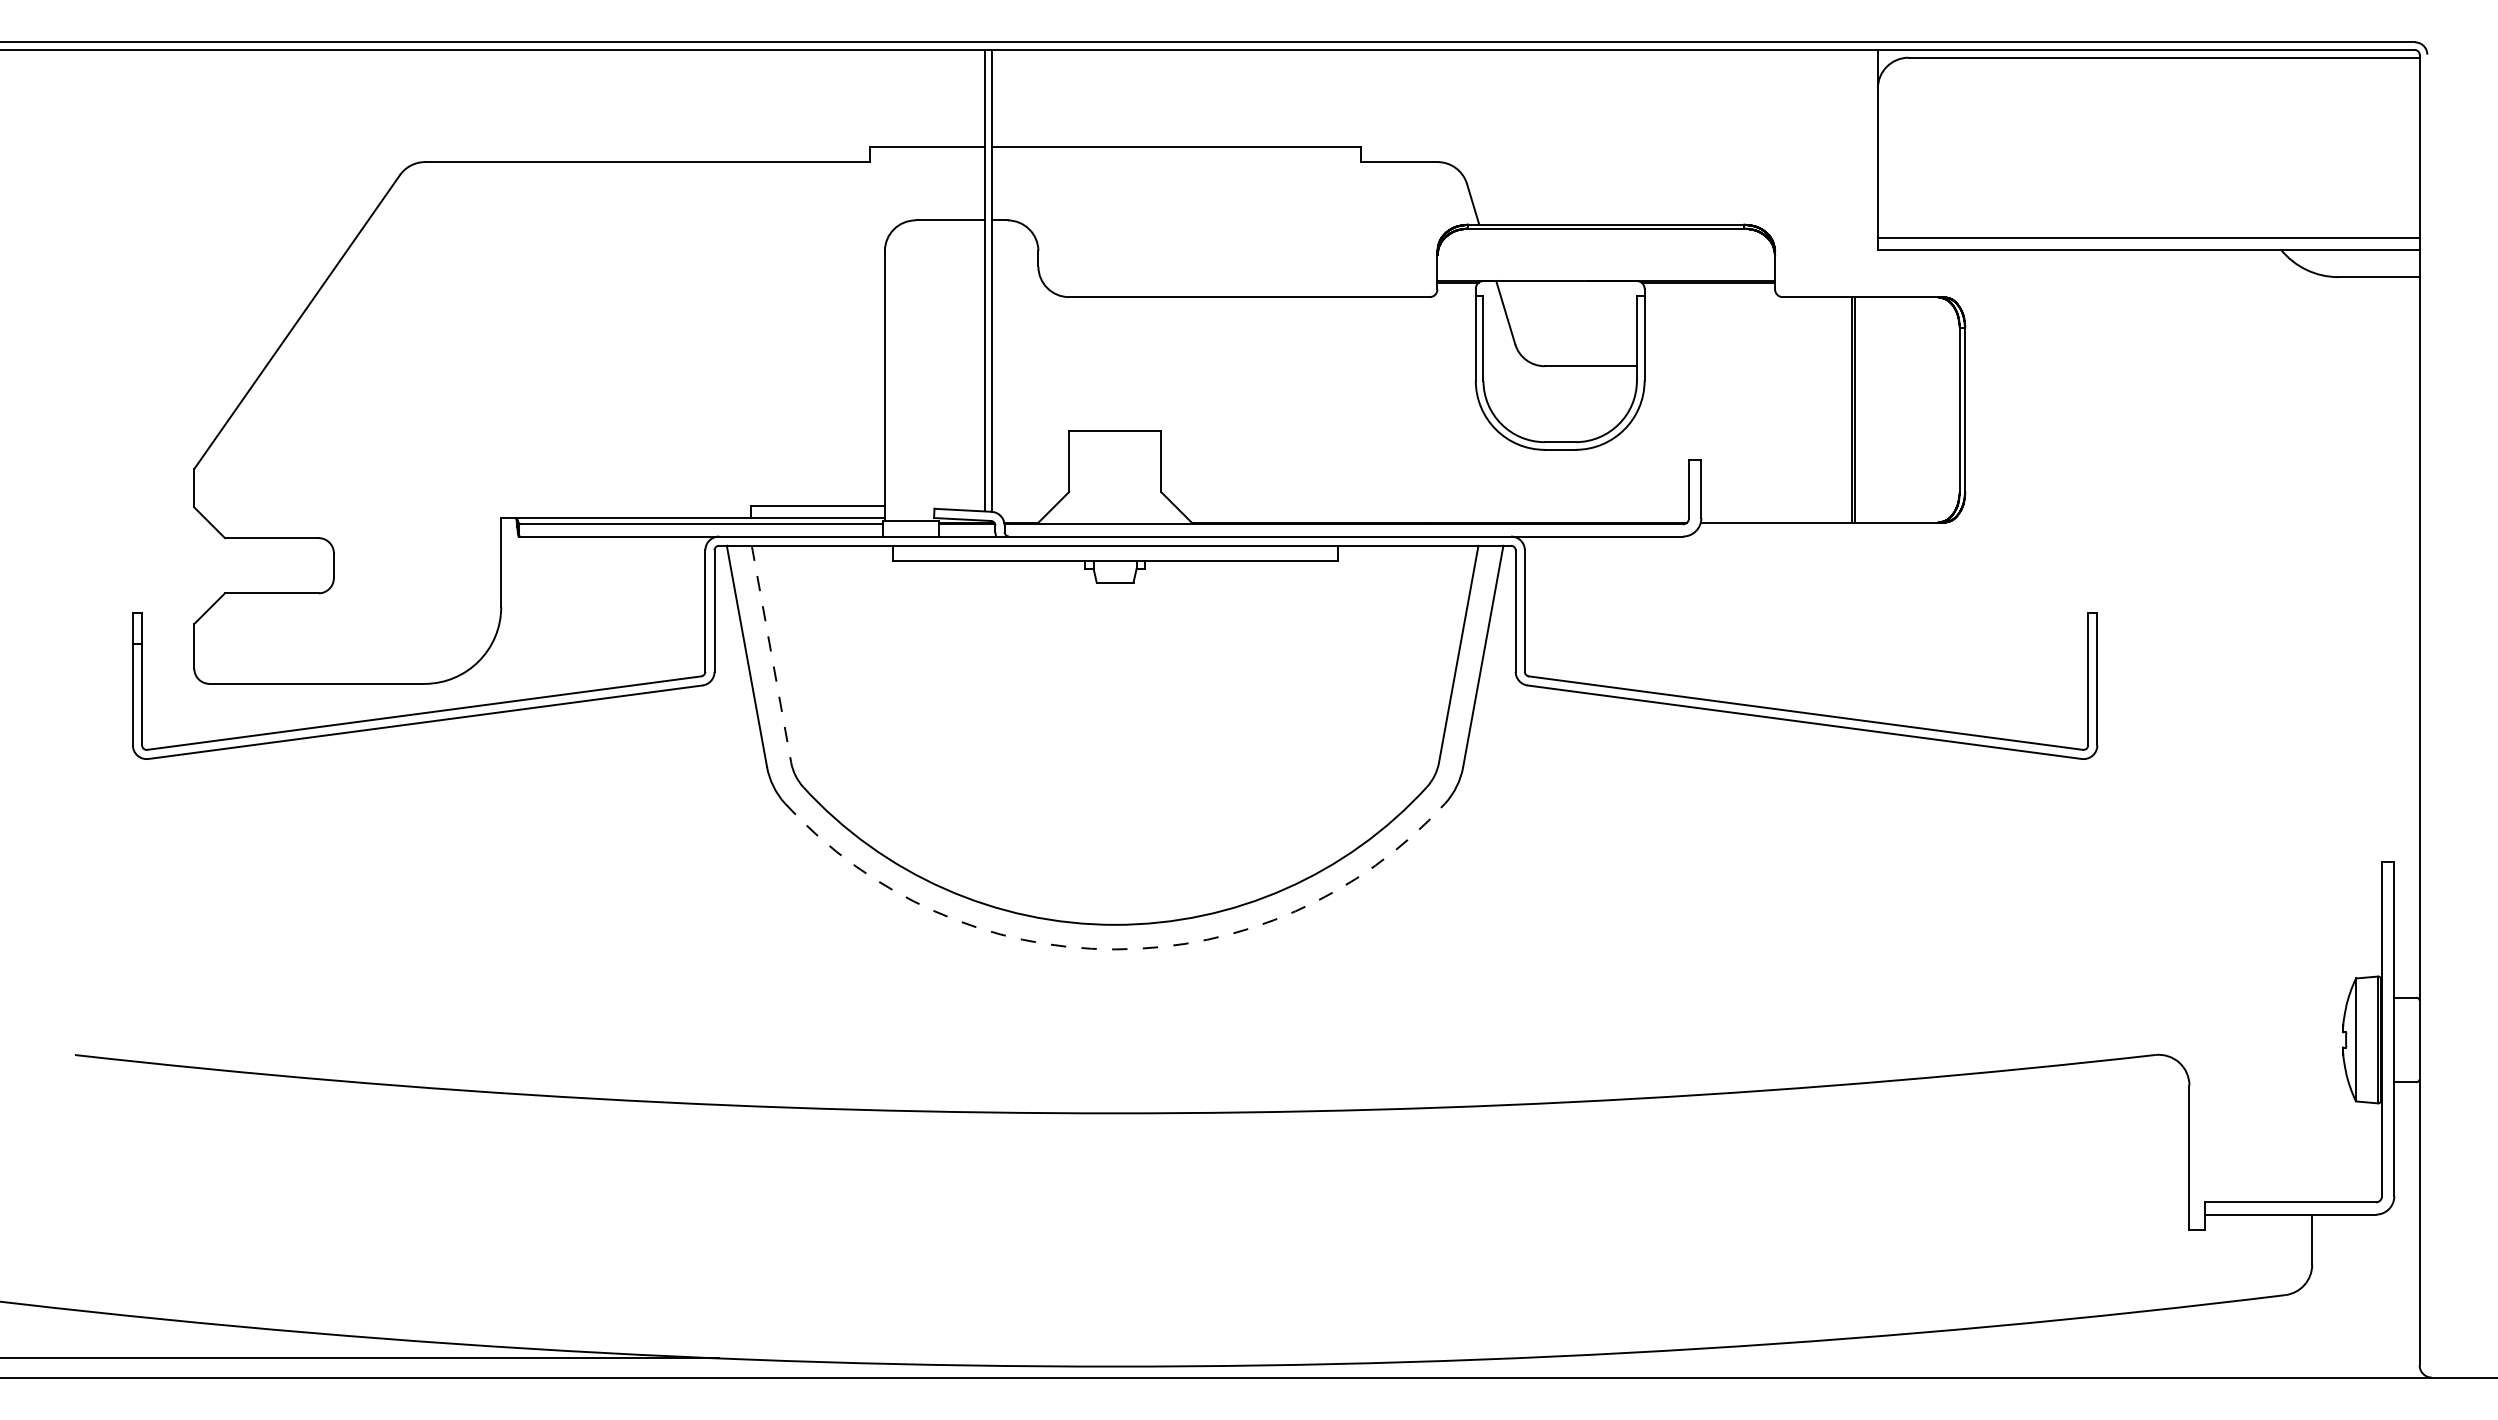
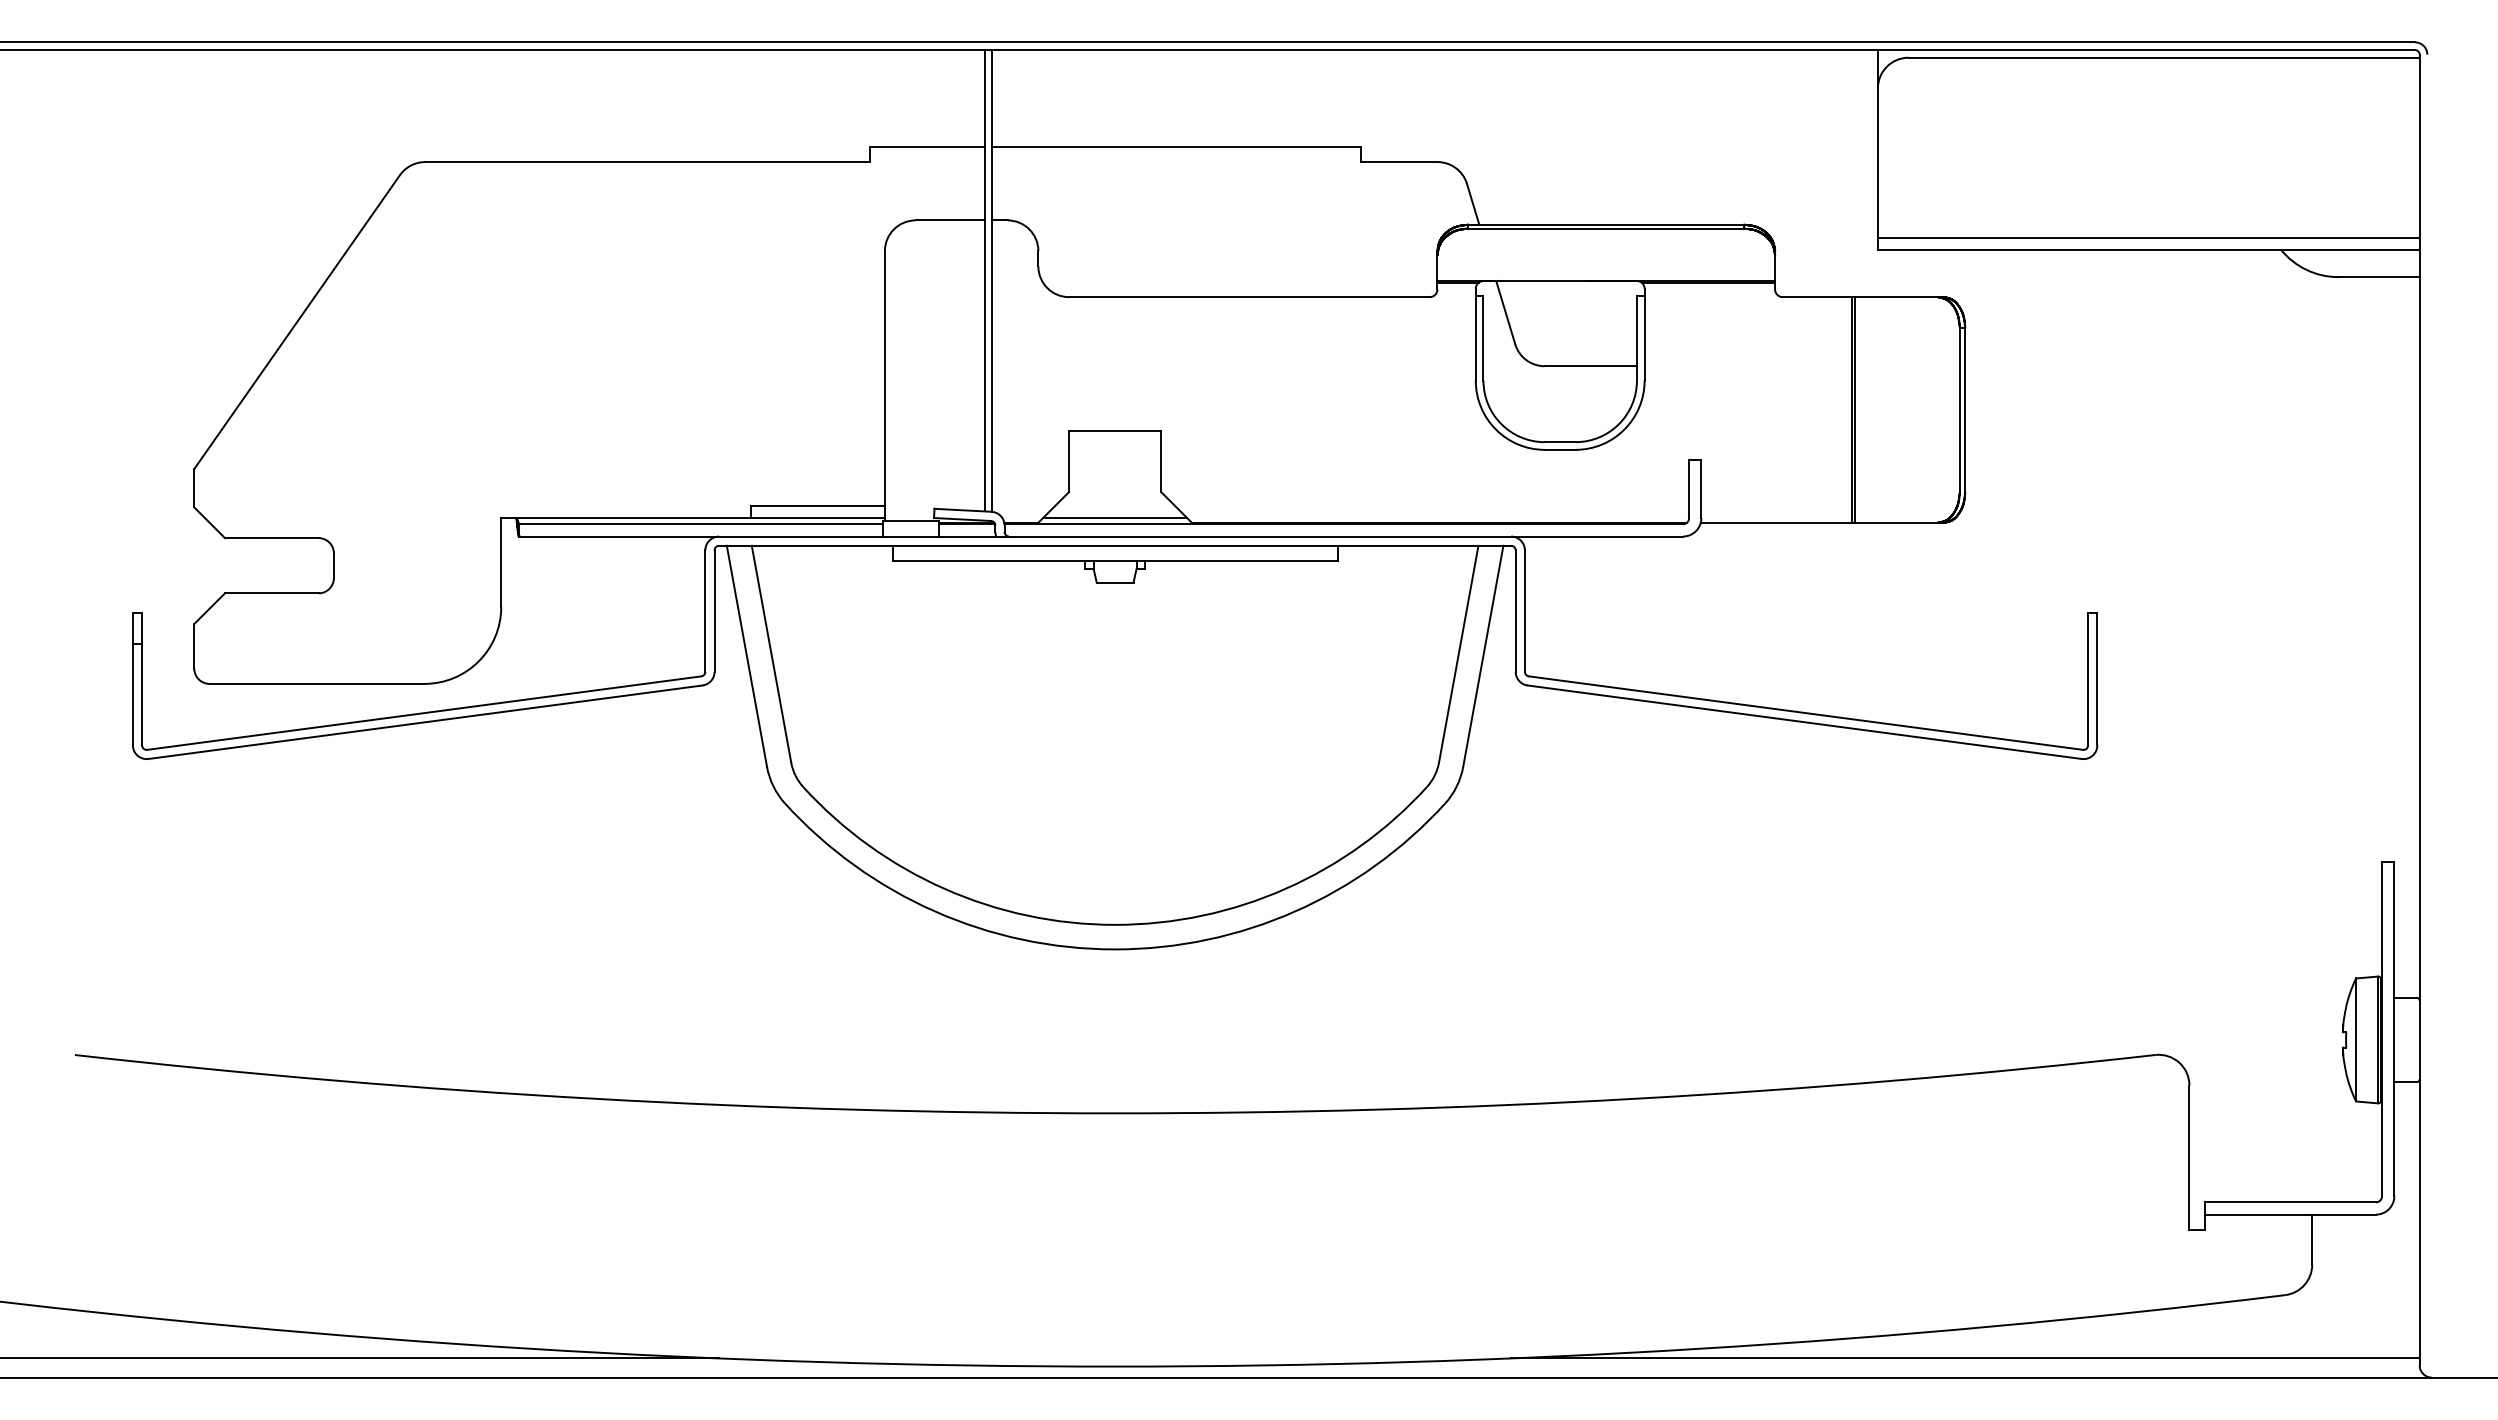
line: none -> present (1114, 518)
line: dashed -> solid (771, 654)
arc: dashed -> solid (1115, 949)
line: none -> present (1965, 1358)
